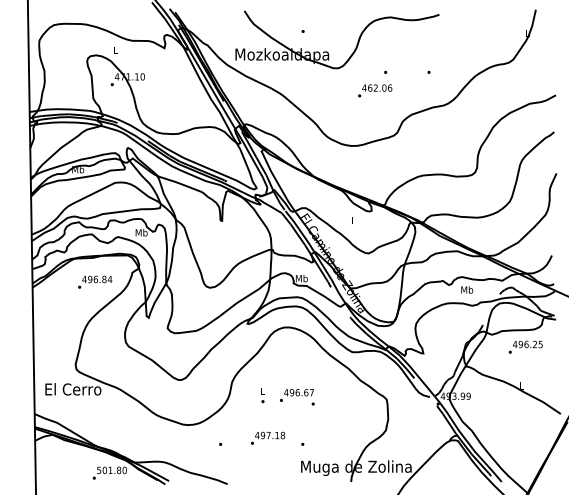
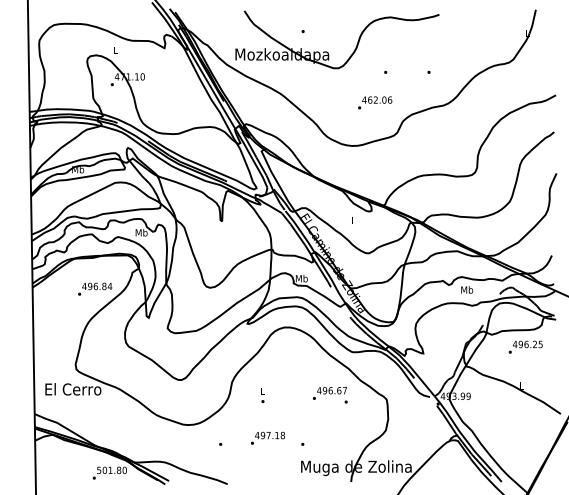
text position: (375, 90) -> (375, 102) (375, 102)
text position: (95, 281) -> (95, 288) (95, 288)
text position: (297, 397) -> (330, 395) (330, 395)
